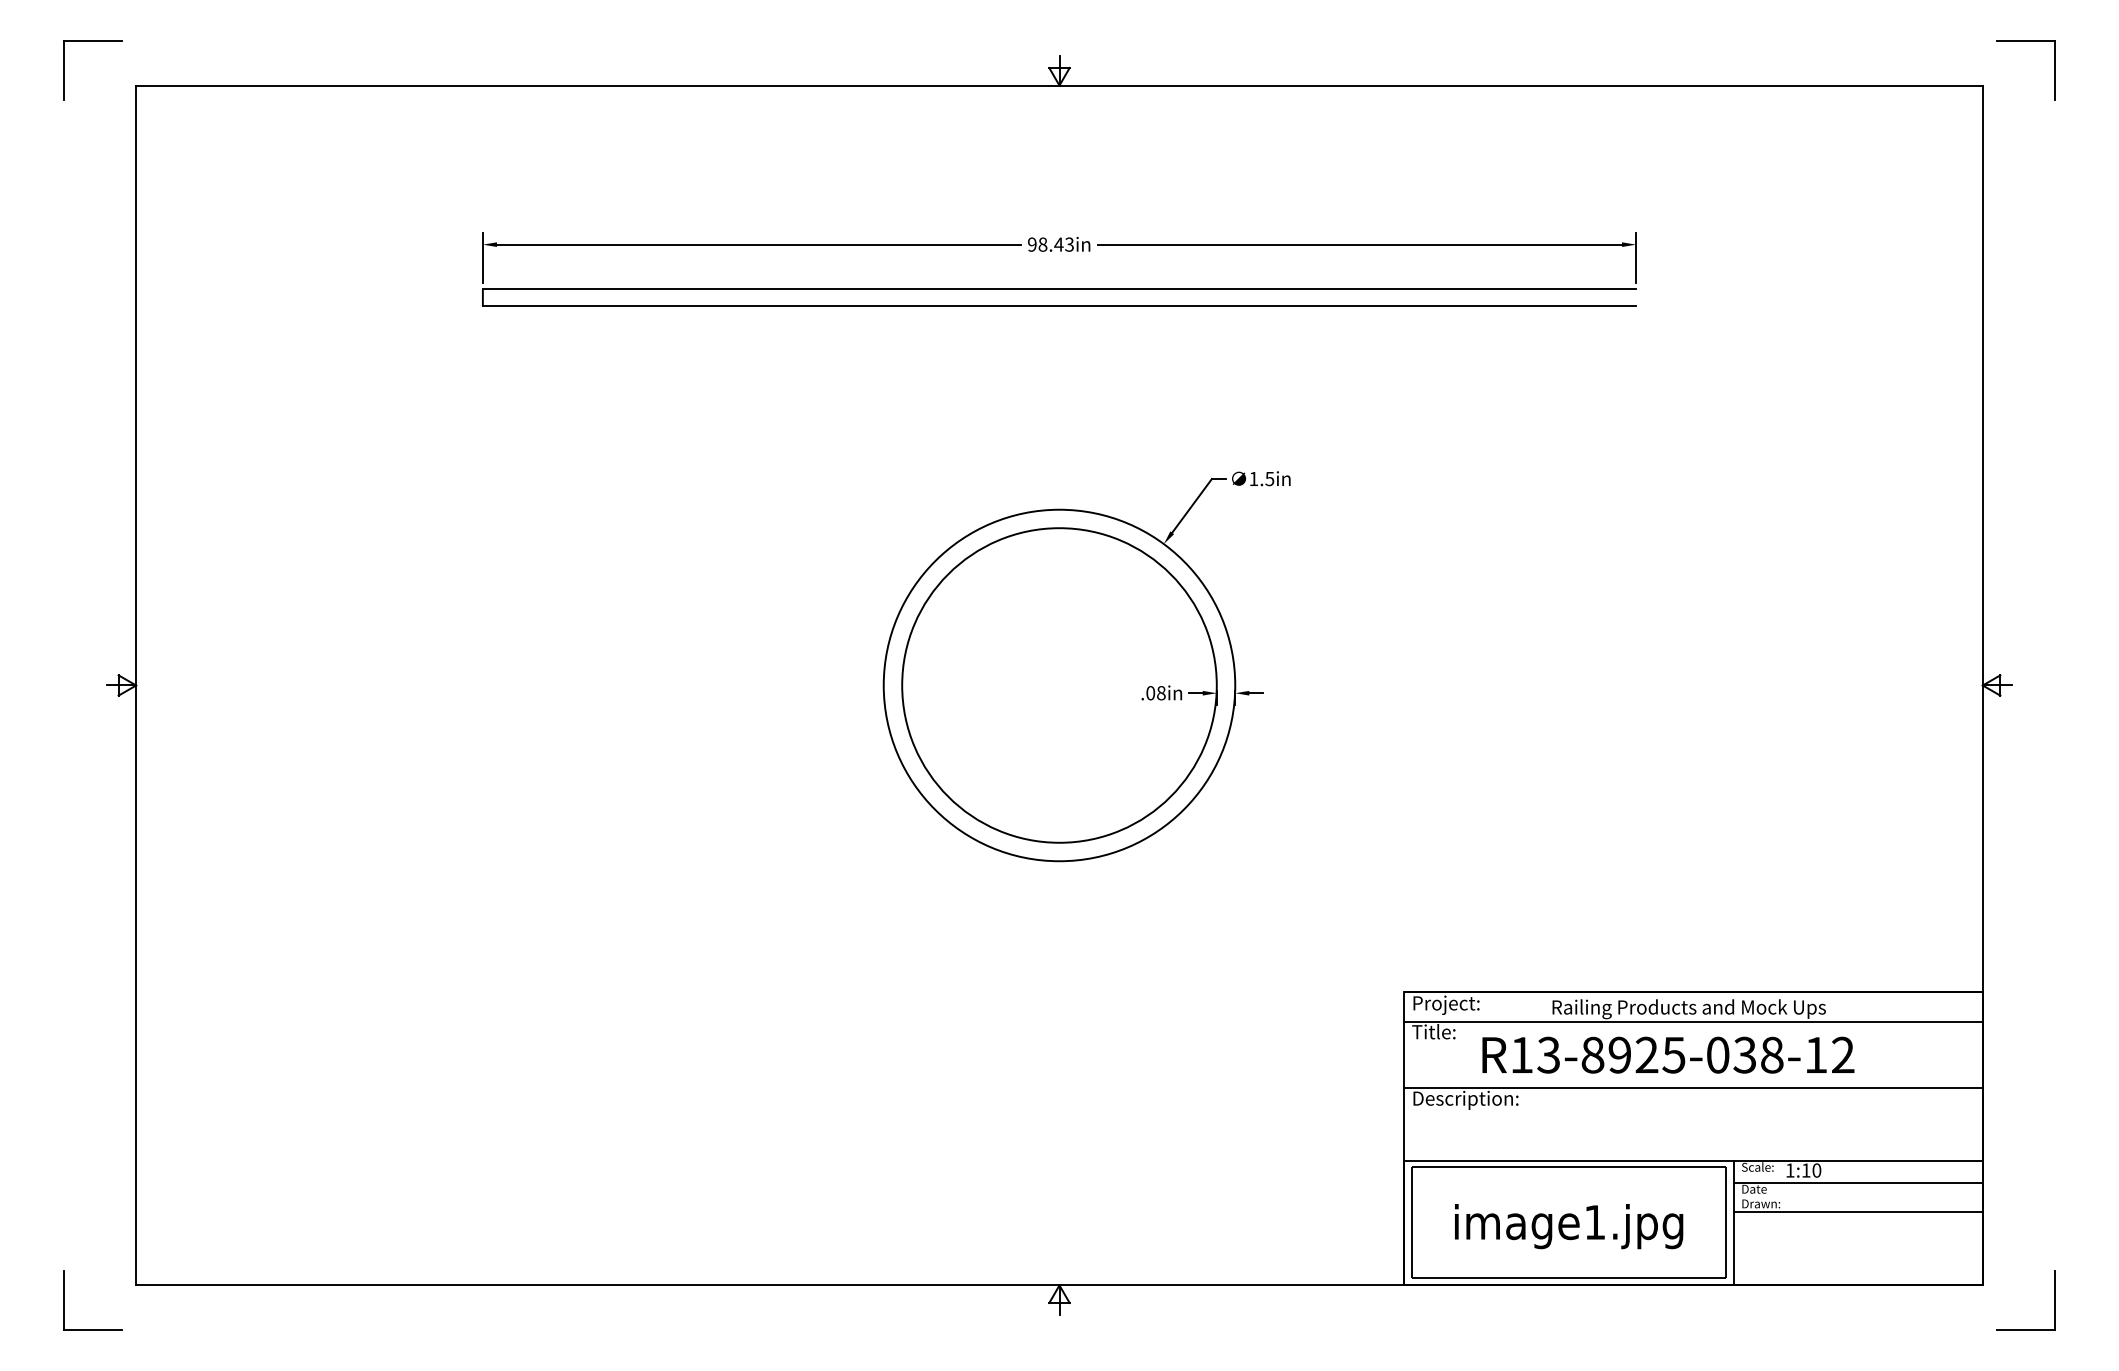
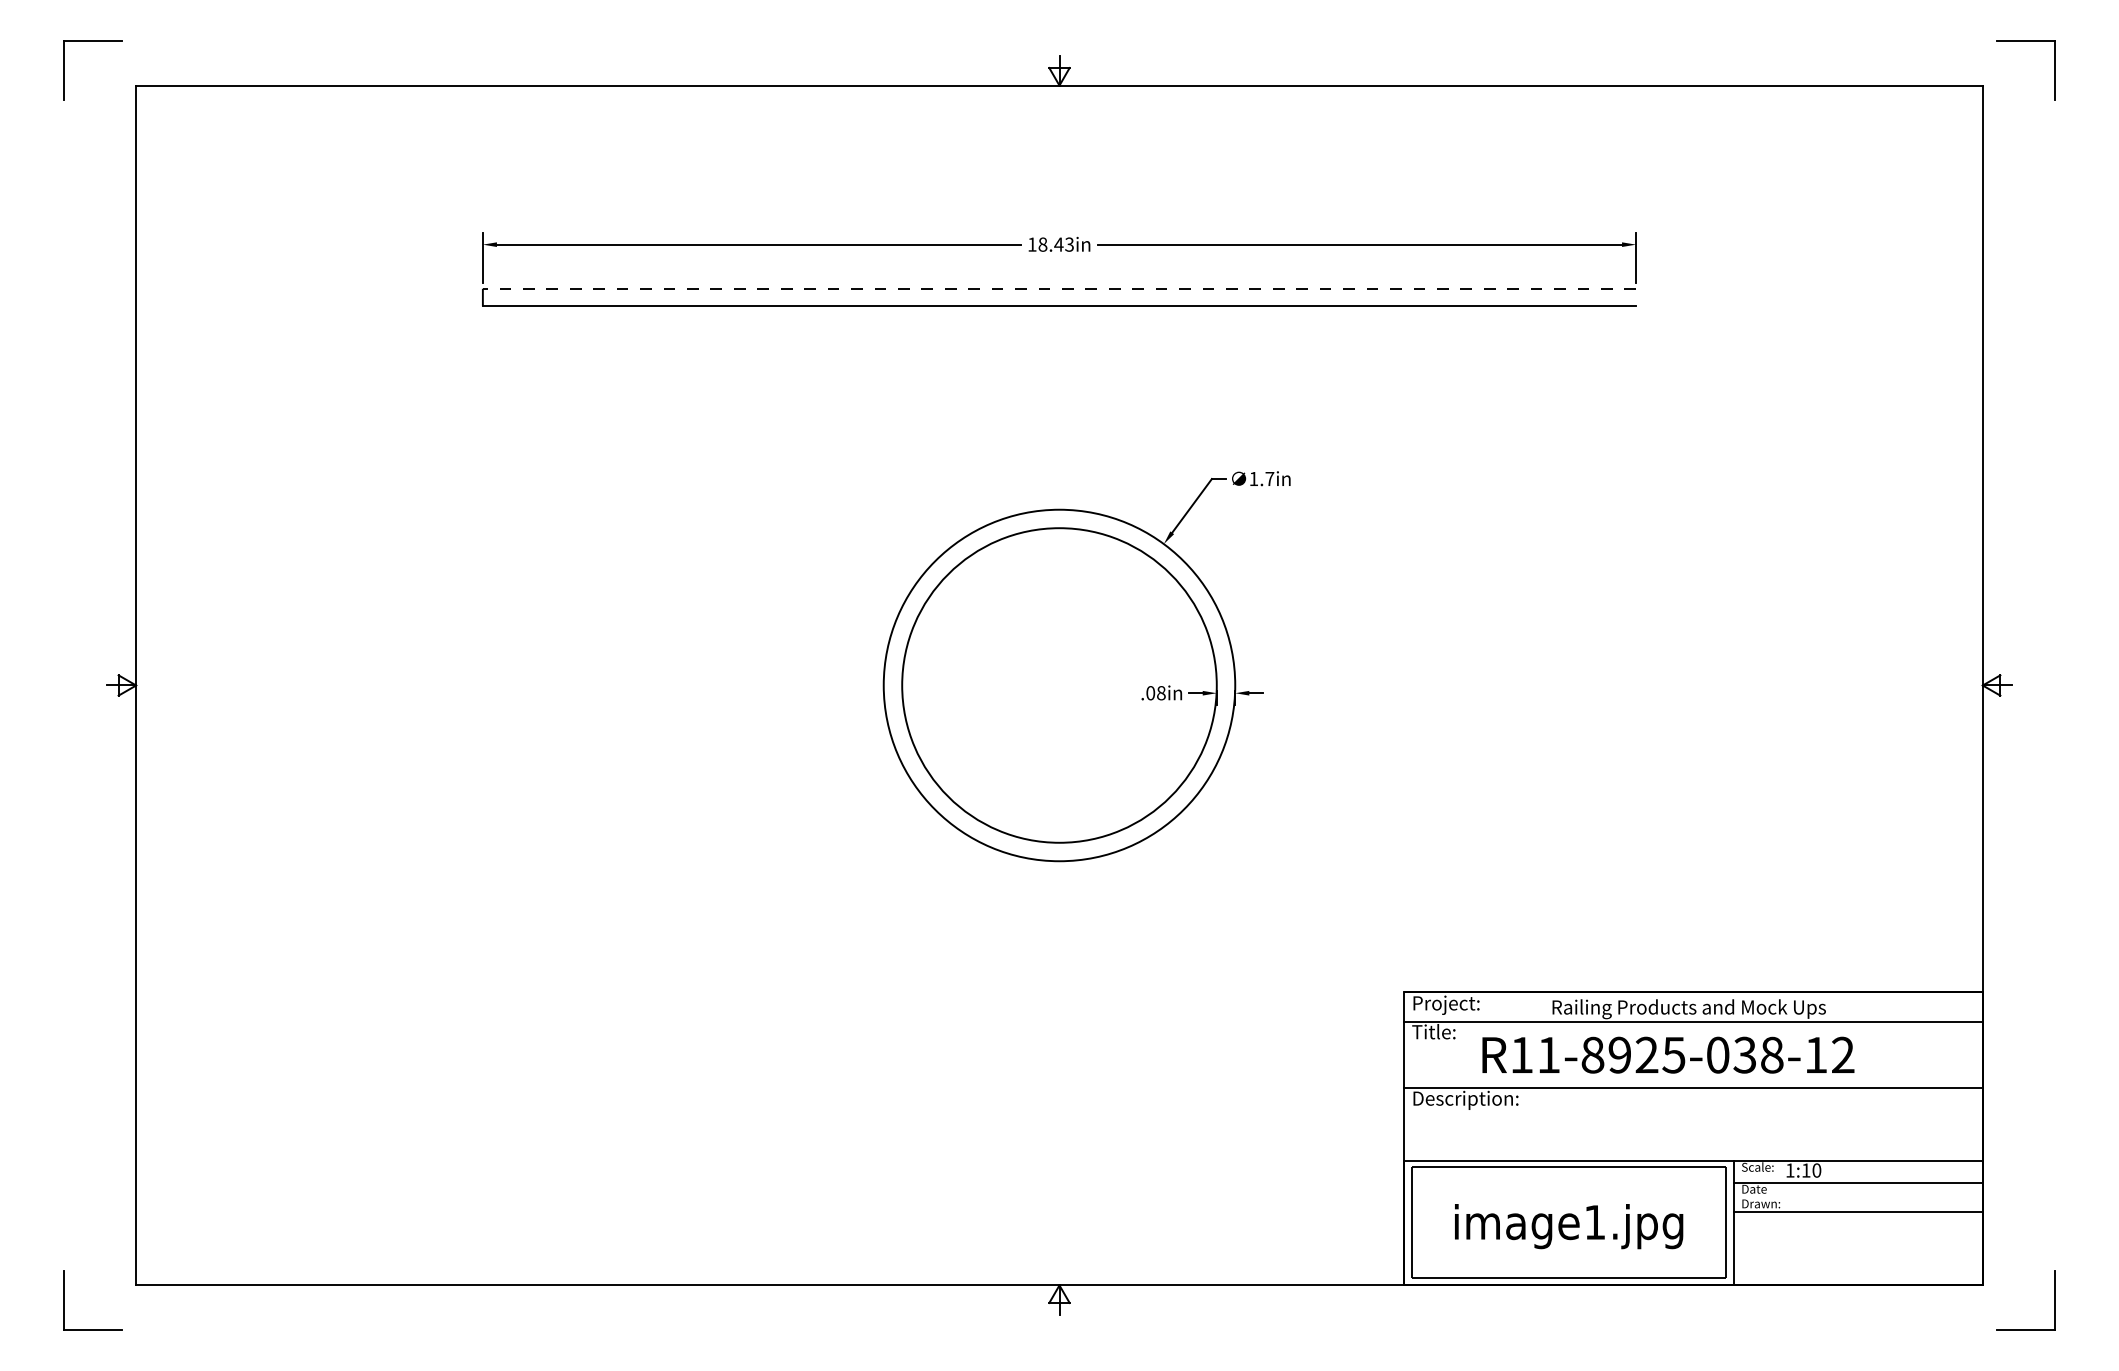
text: 98.43in -> 18.43in (1032, 244)
line: solid -> dashed (1059, 288)
text: 1.5in -> 1.7in (1269, 479)
text: R13-8925-038-12 -> R11-8925-038-12 (1548, 1054)
